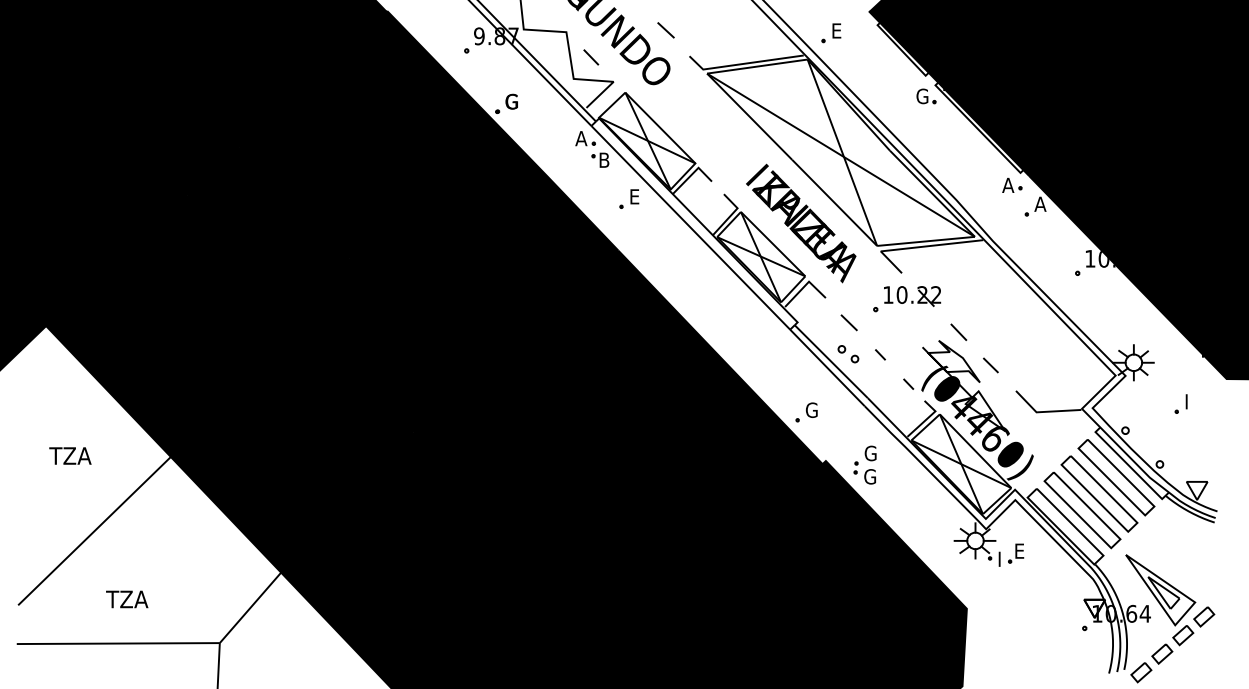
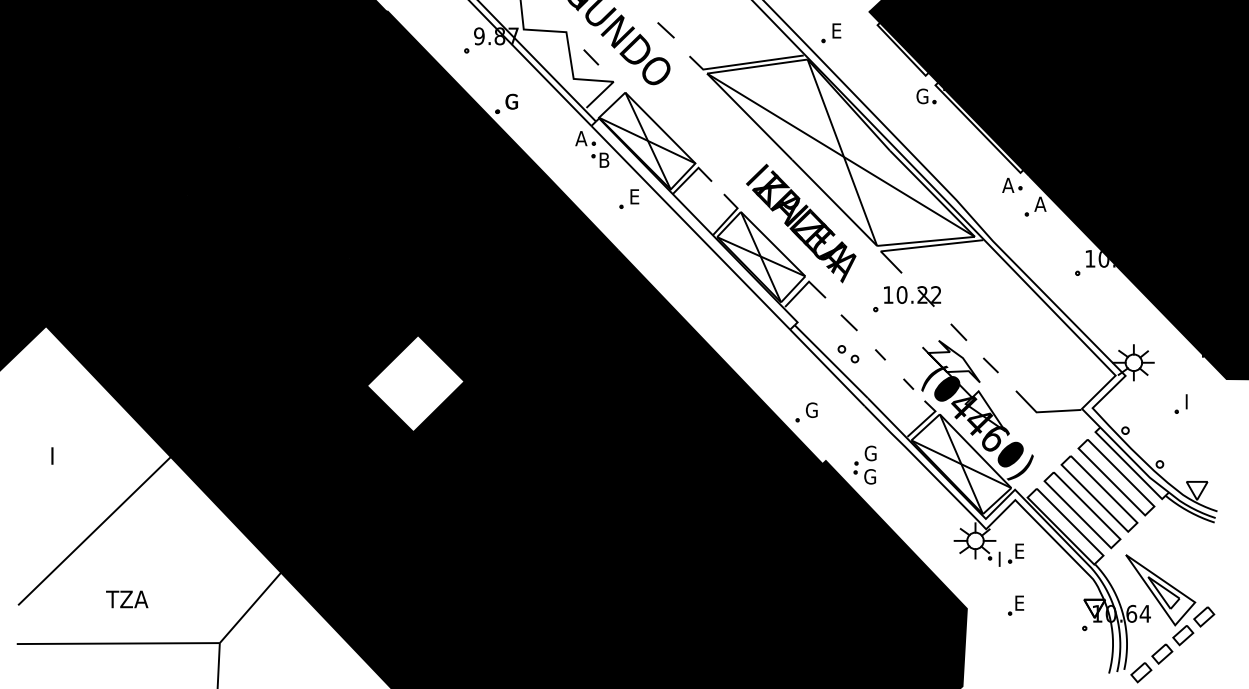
fill: present -> none (415, 383)
text: TZA -> I (70, 455)
part: none -> present (1016, 605)
